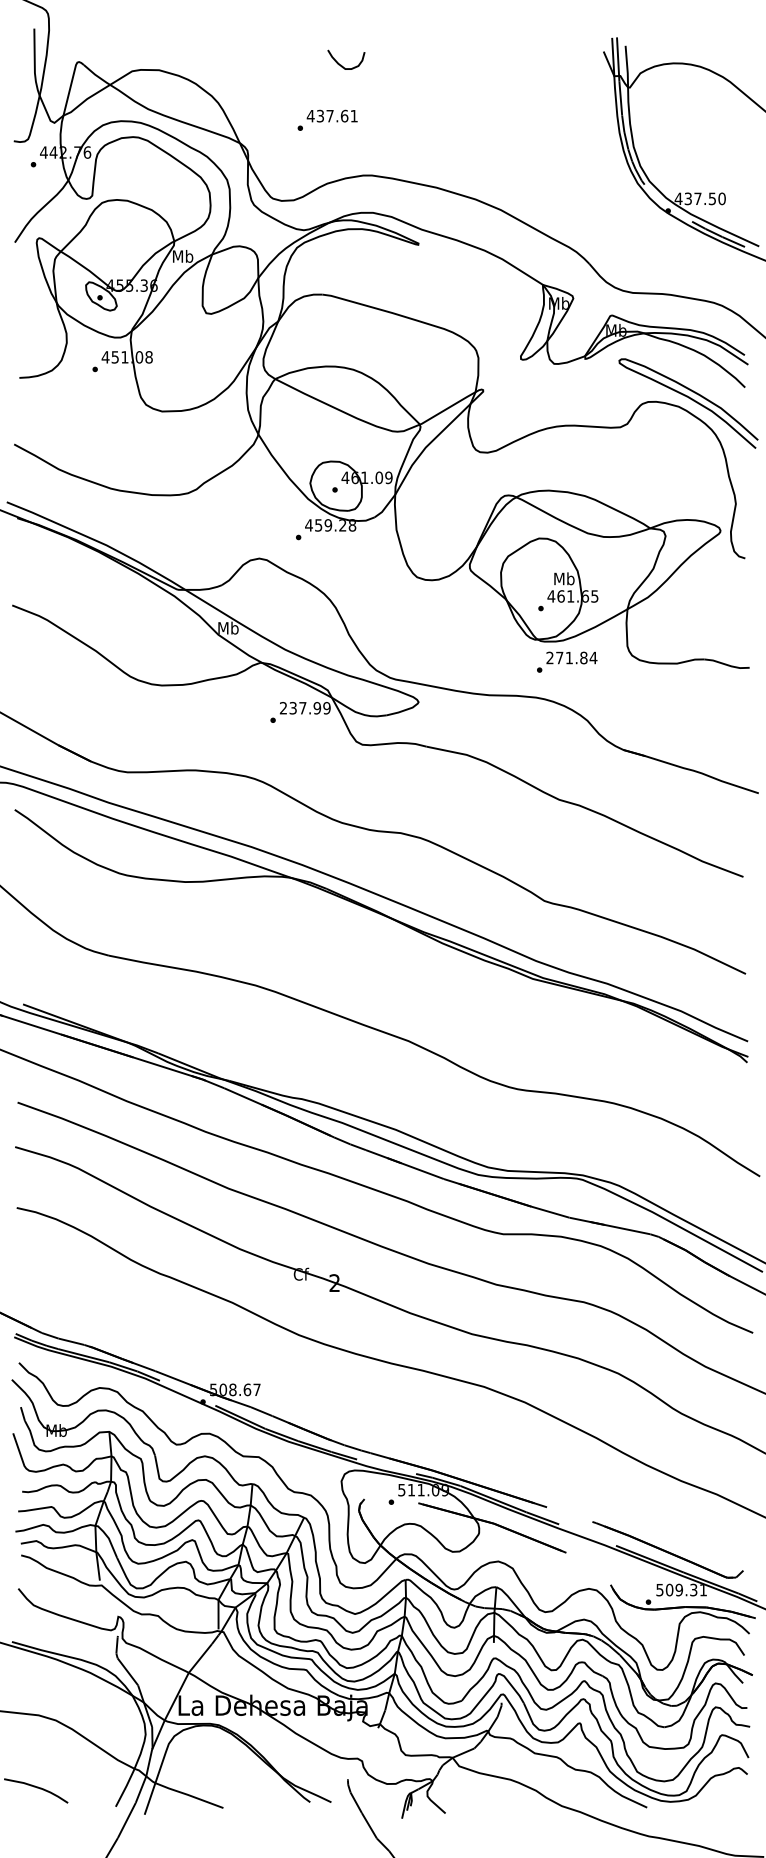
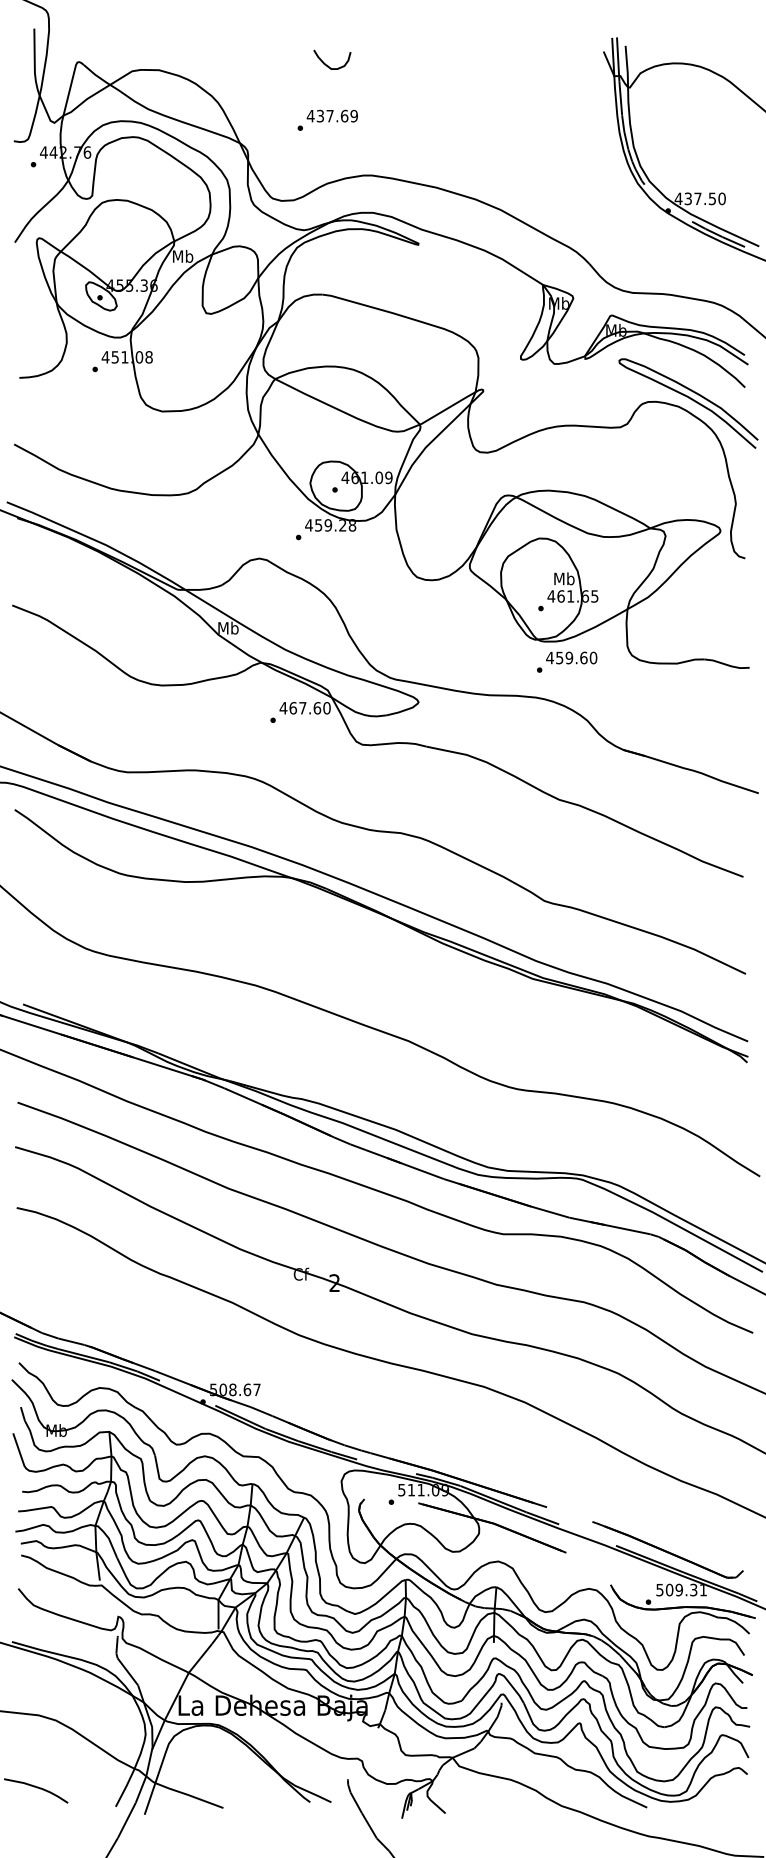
curve position: (341, 64) -> (327, 64) (327, 64)
text: 437.61 -> 437.69 (353, 115)
text: 271.84 -> 459.60 (571, 657)
text: 237.99 -> 467.60 (304, 708)
